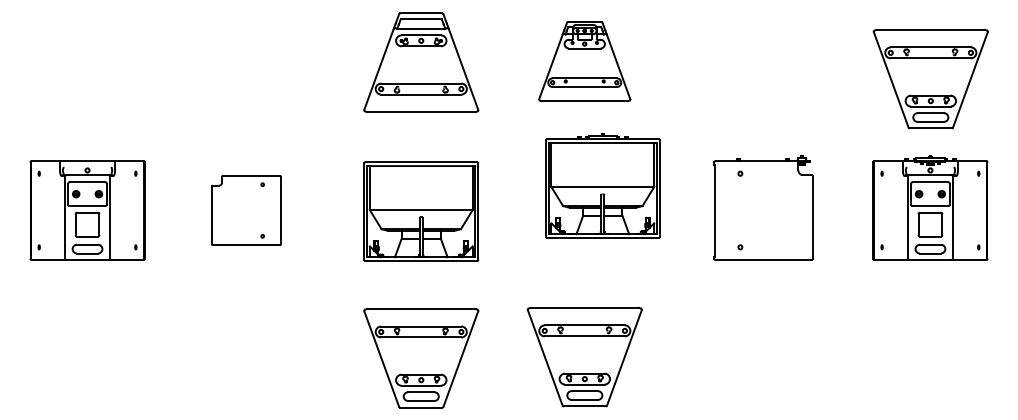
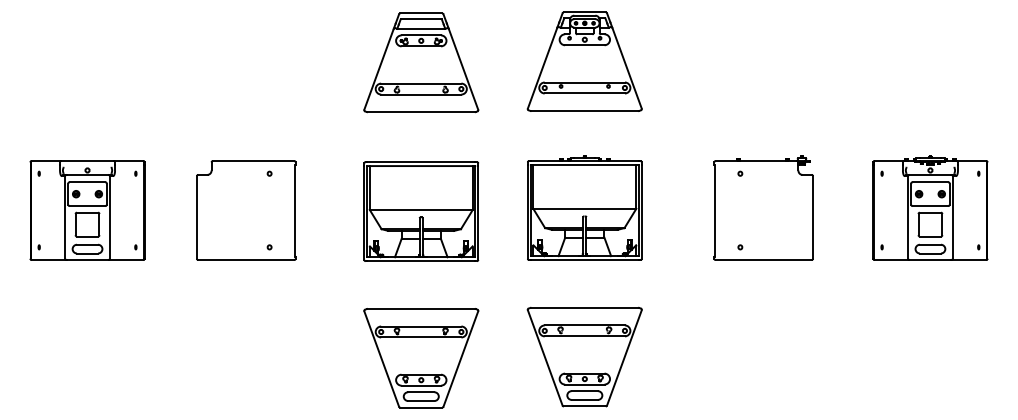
part size: 94x82 px -> 117x101 px (584, 61)
part: present -> none (930, 78)
part position: (602, 185) -> (584, 207) (584, 207)
part size: 71x71 px -> 101x101 px (246, 210)
